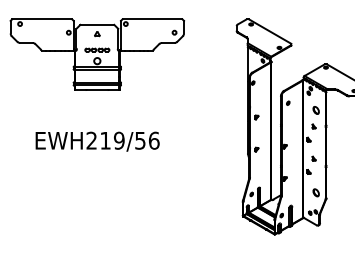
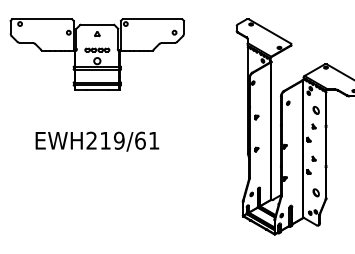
text: EWH219/56 -> EWH219/61 (147, 140)
